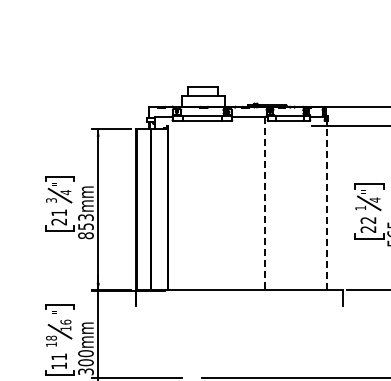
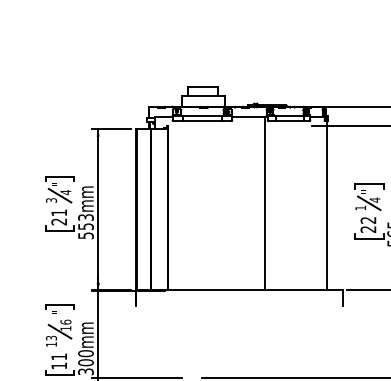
line: dashed -> solid (265, 203)
line: dashed -> solid (327, 205)
text: 853mm -> 553mm (85, 235)
text: 18 -> 13 (51, 337)
